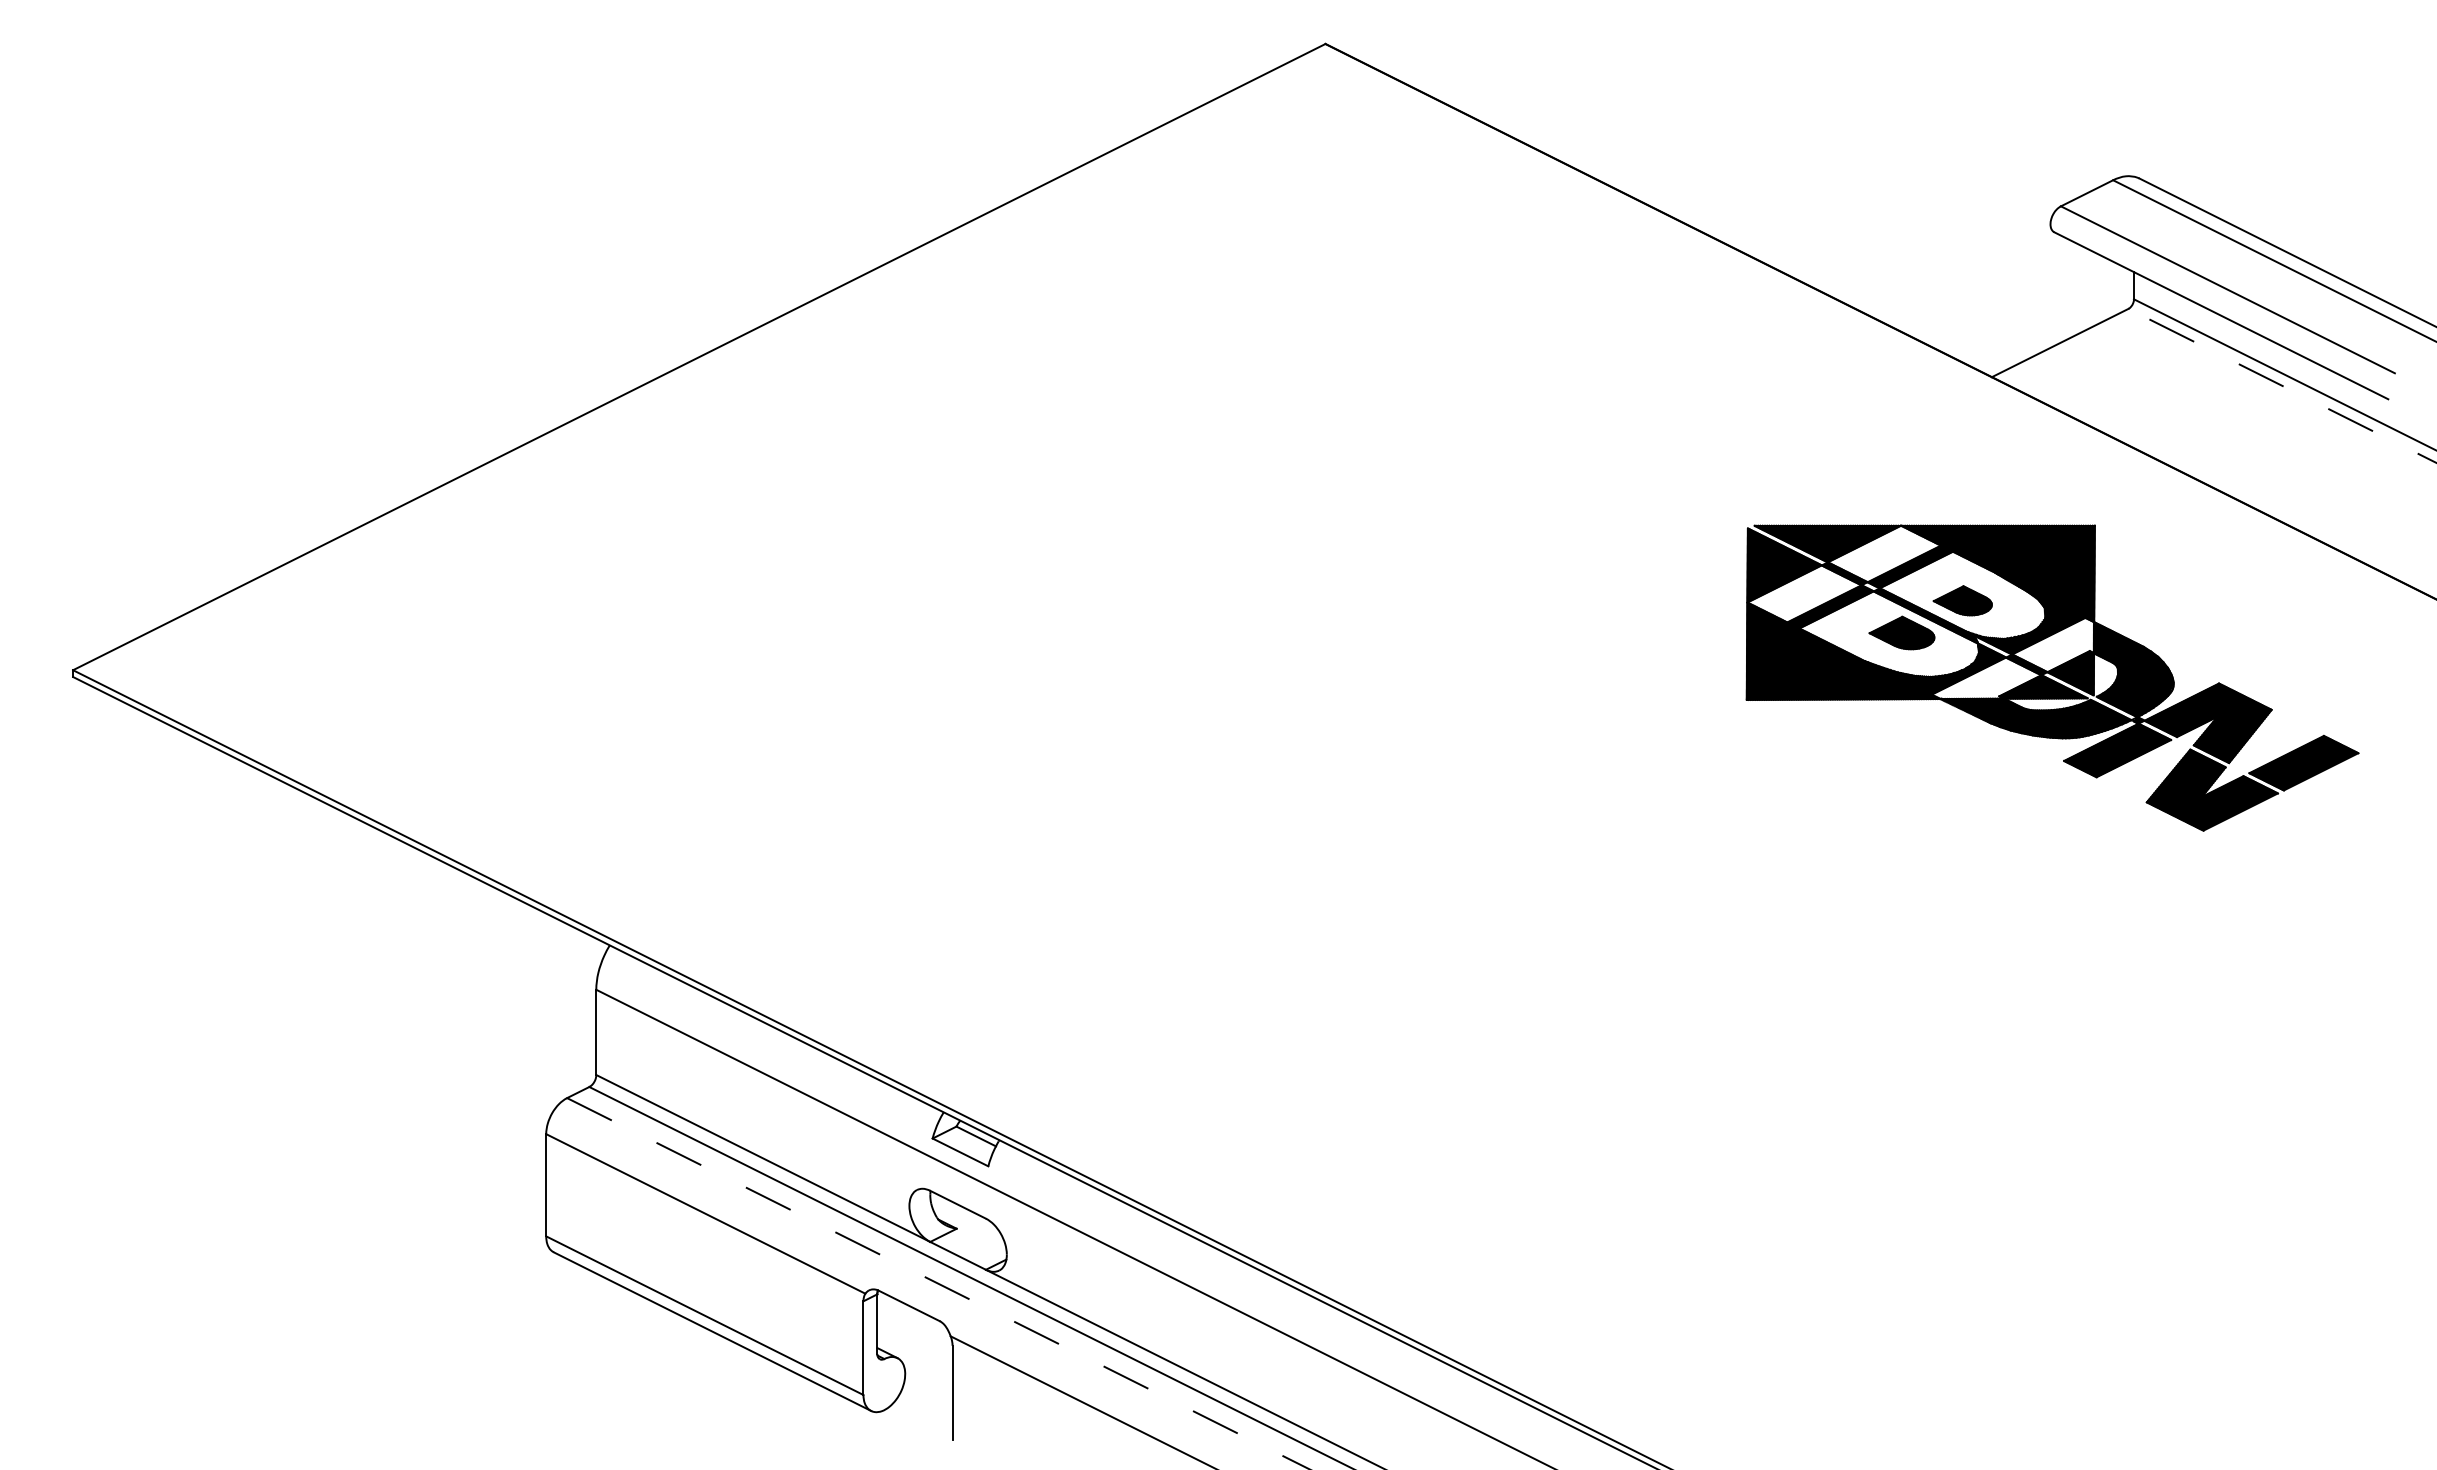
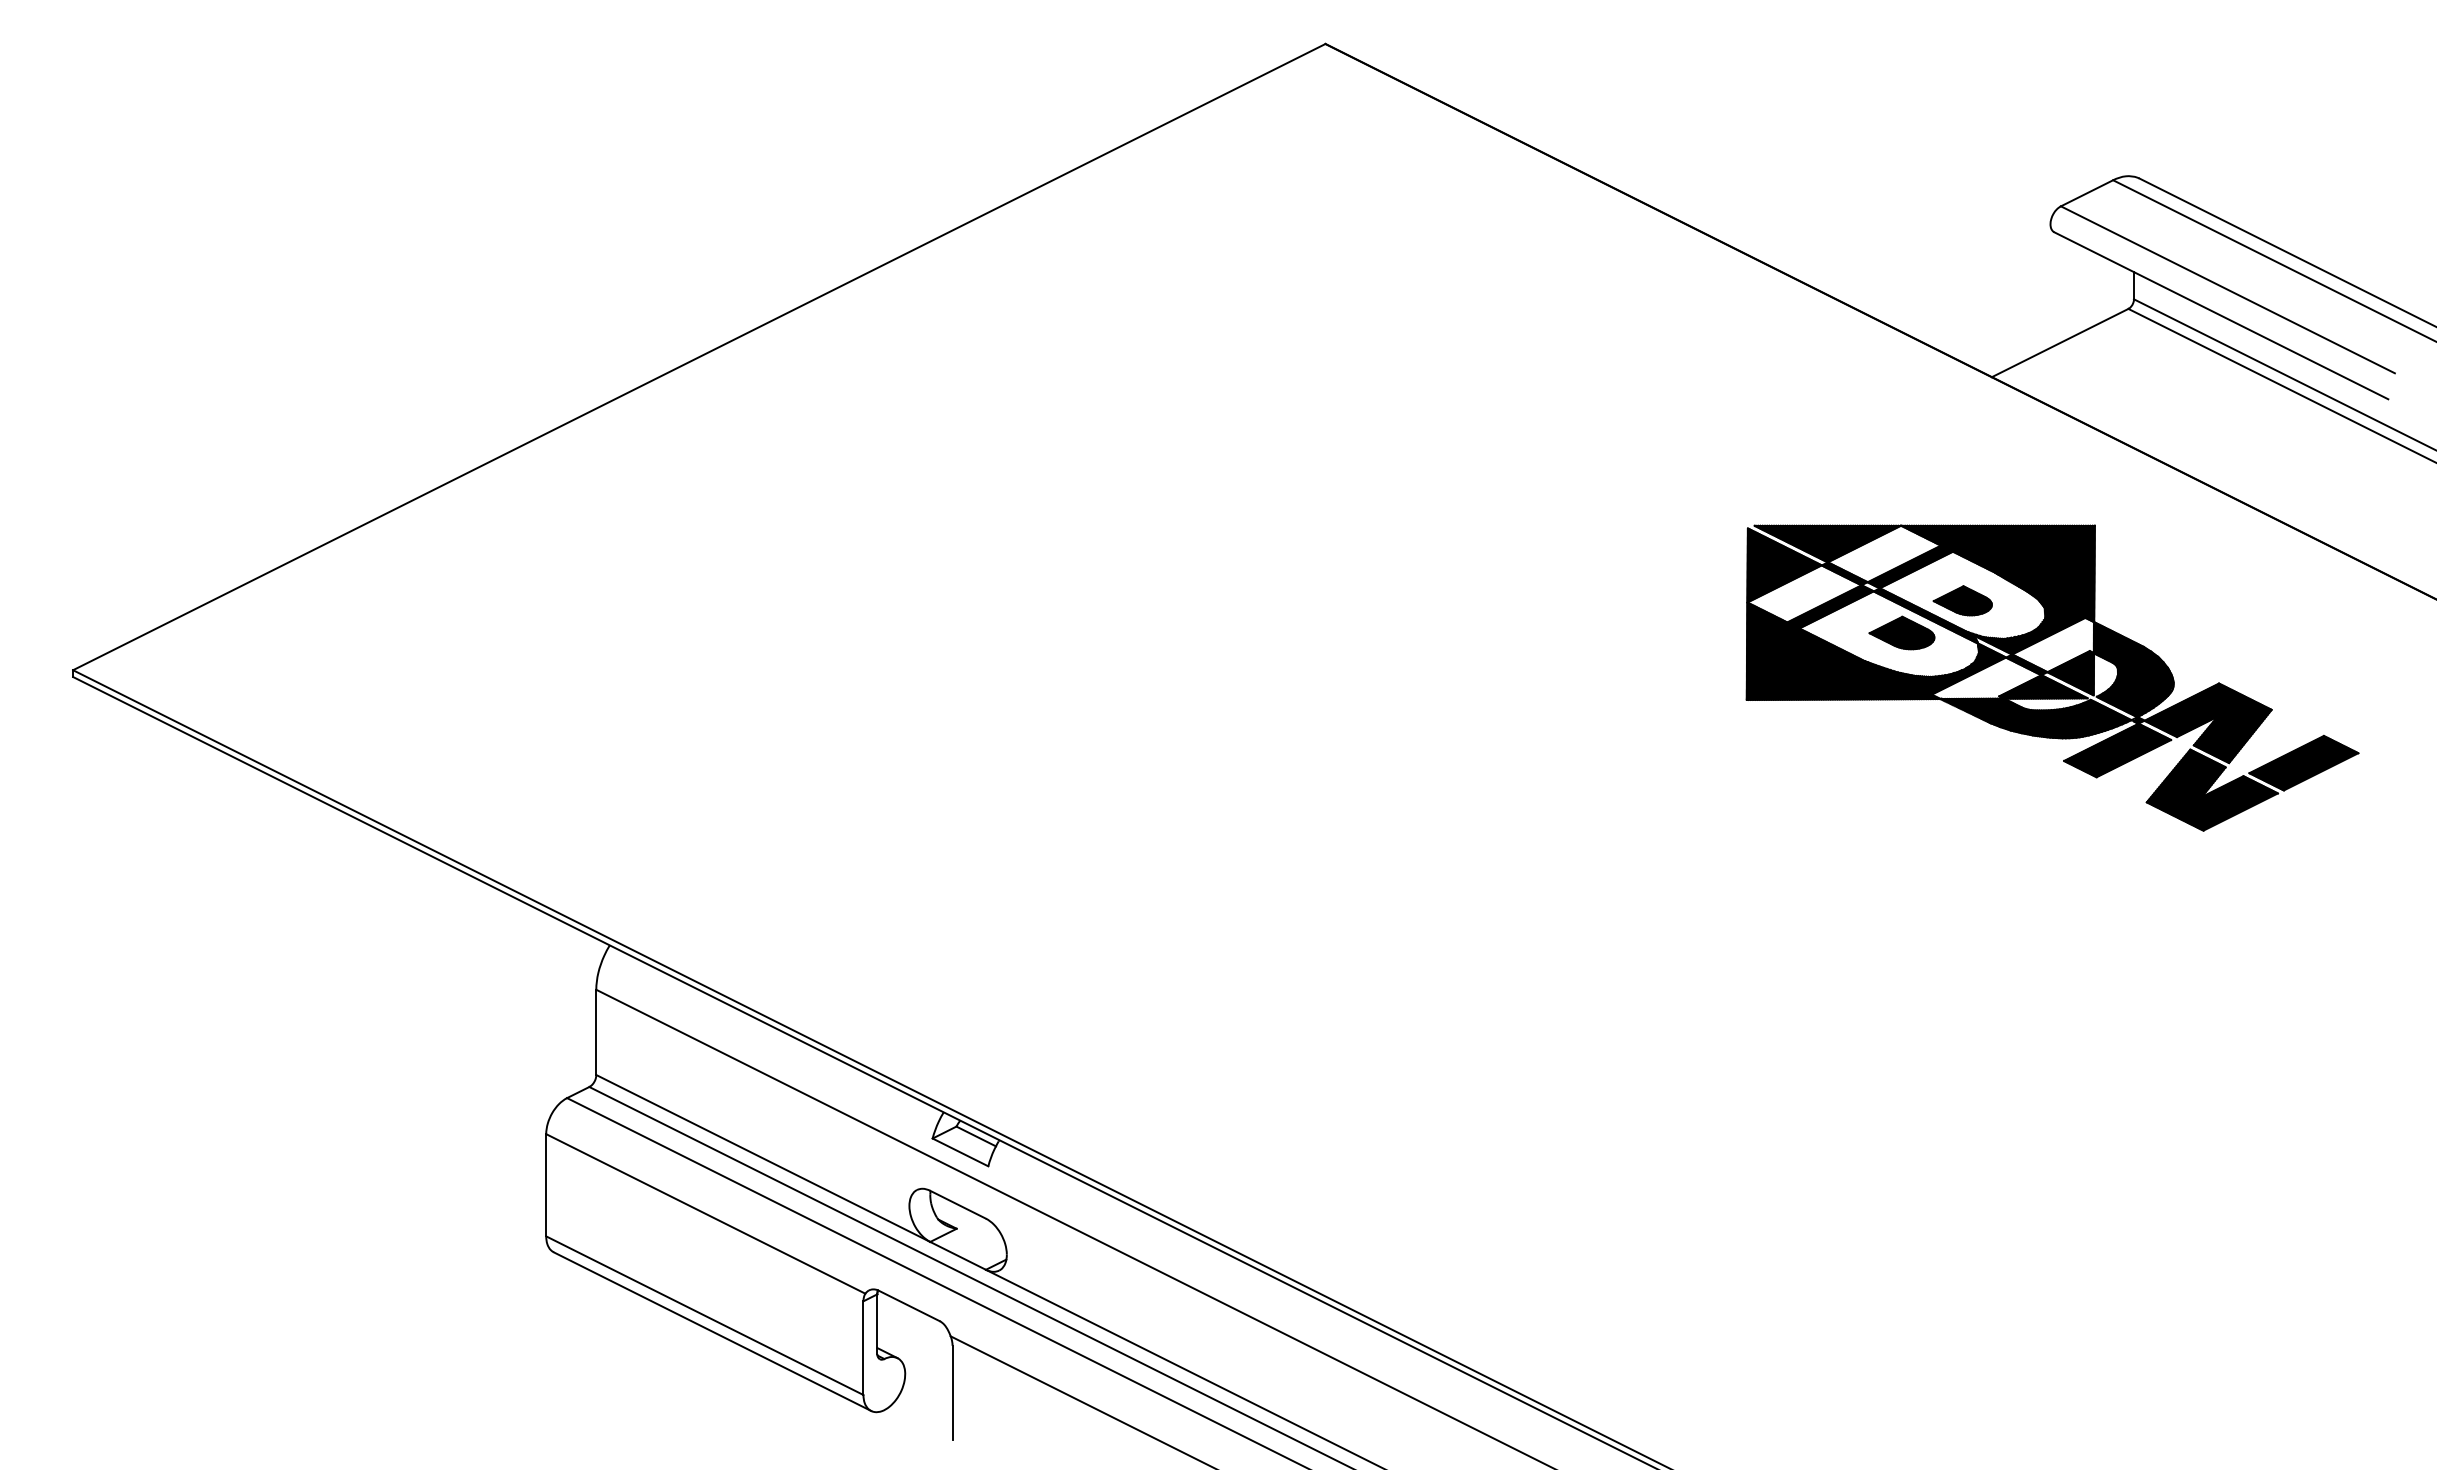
line: dashed -> solid (2282, 385)
line: dashed -> solid (939, 1284)
